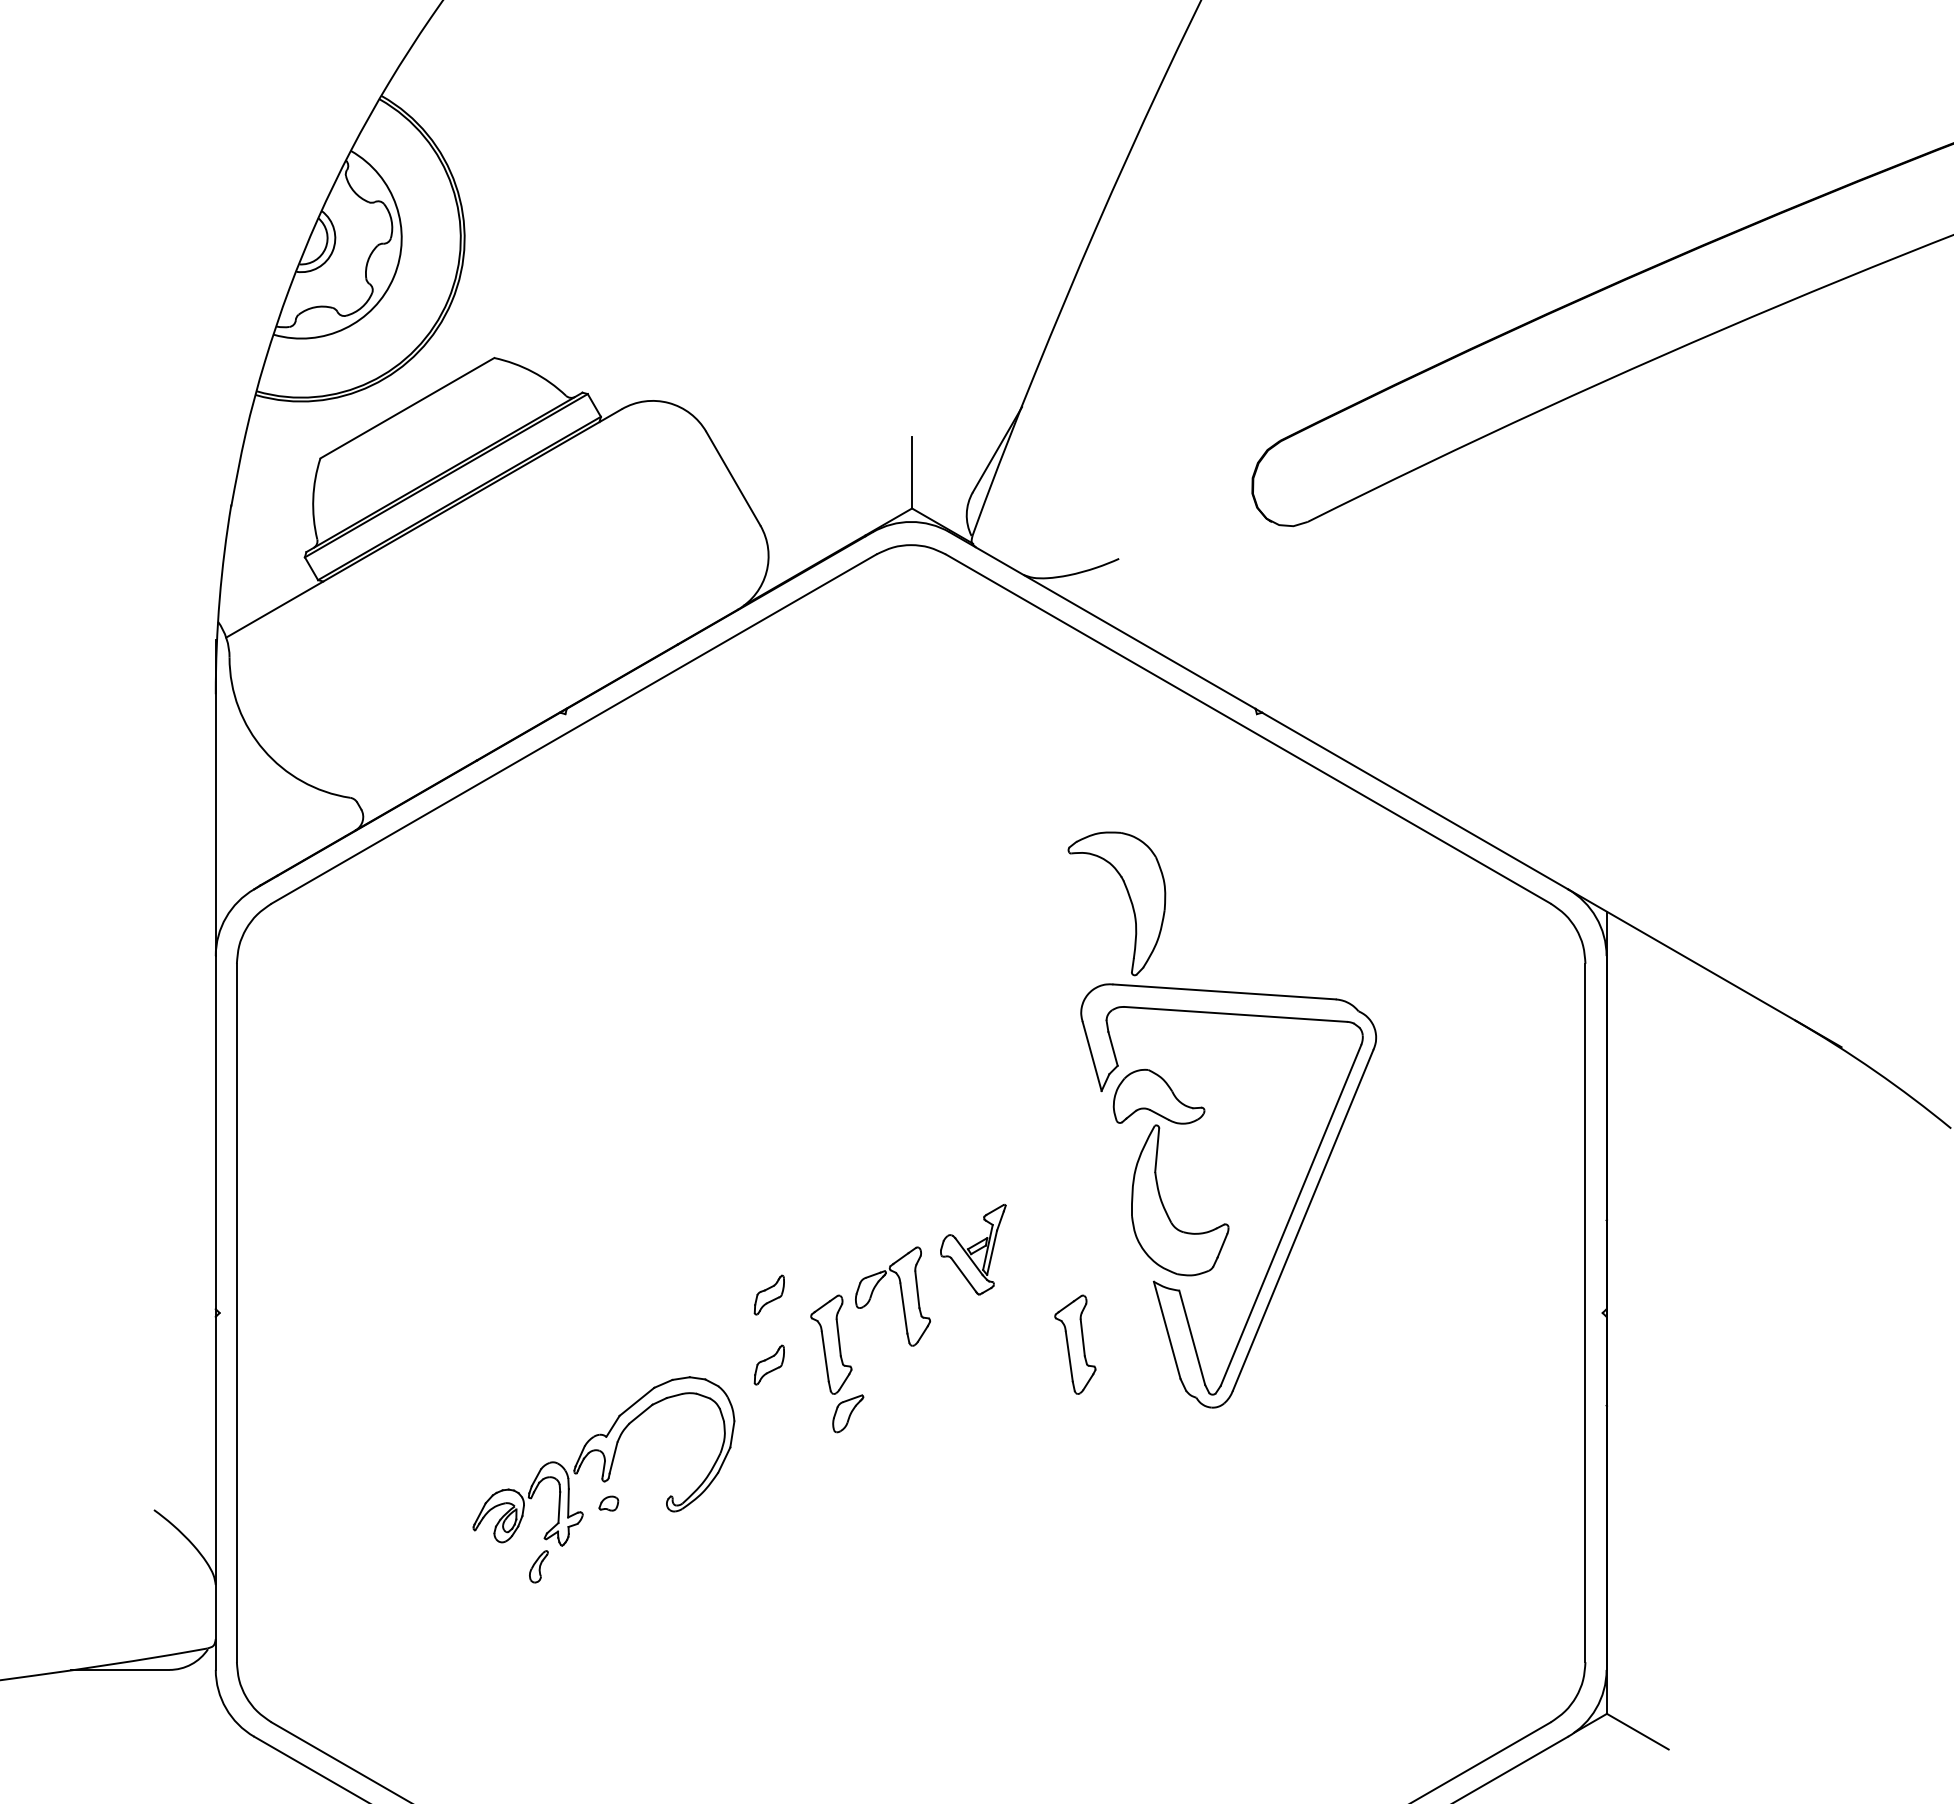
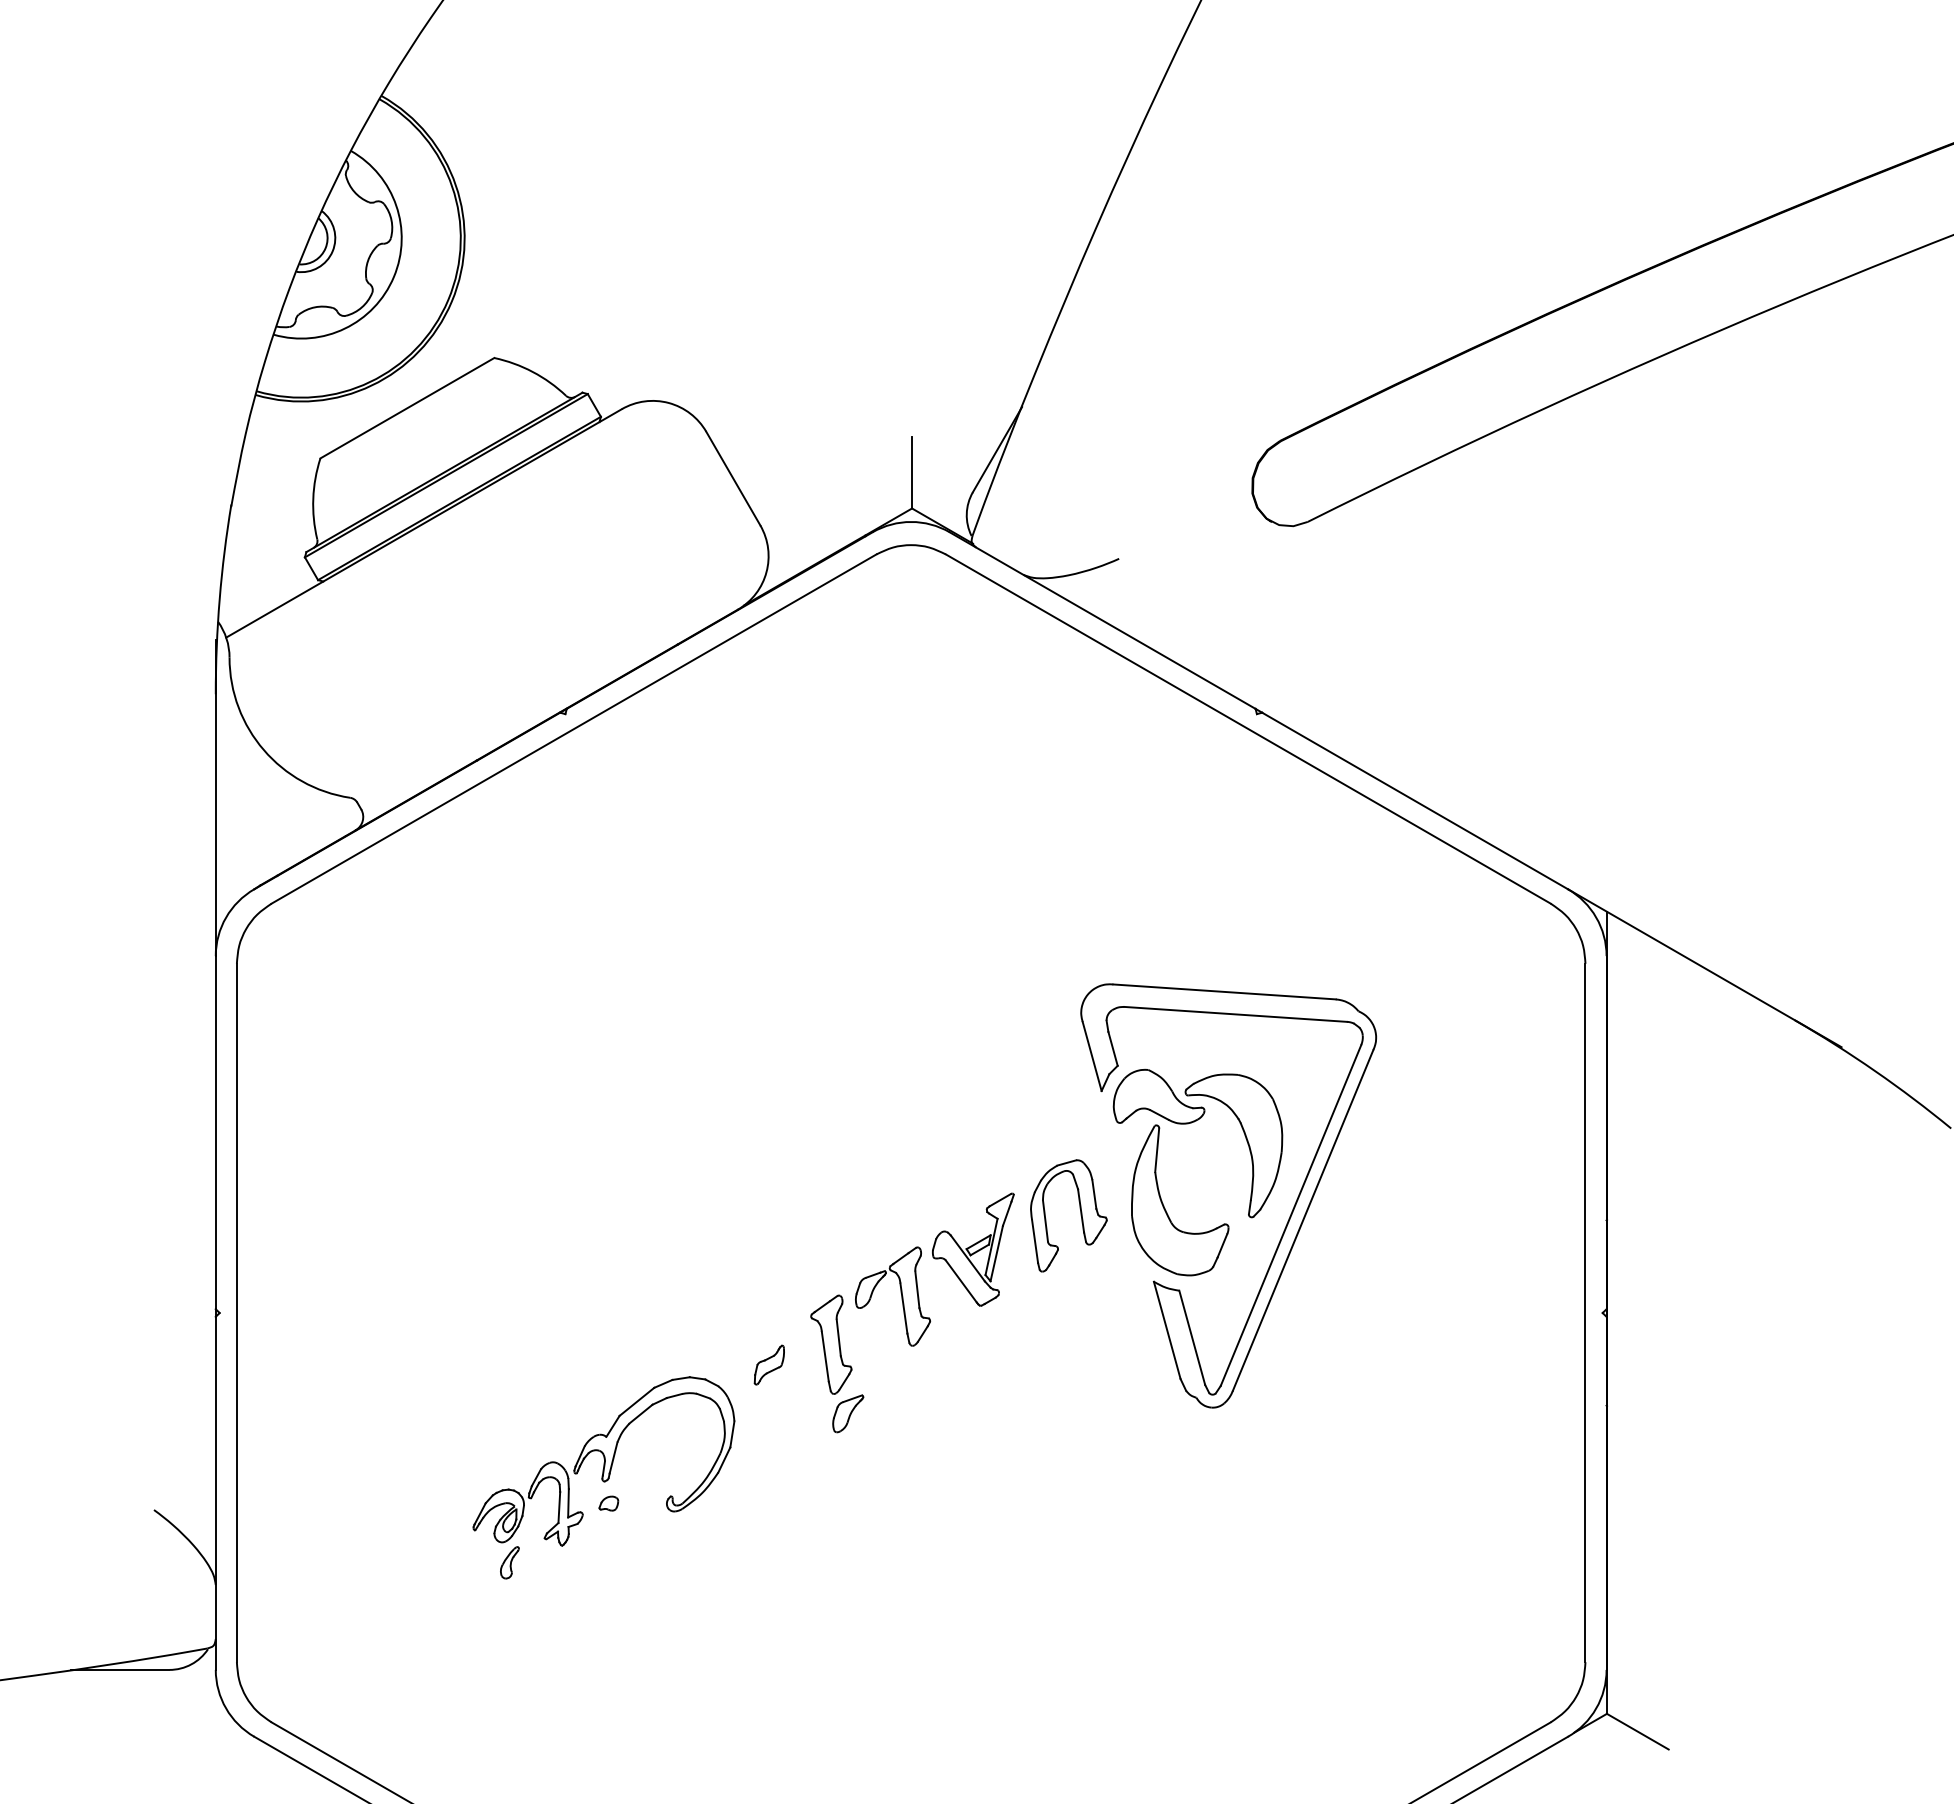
part position: (1129, 899) -> (1246, 1141) (1246, 1141)
part: none -> present (1080, 1215)
part size: 67x92 px -> 83x115 px (973, 1249)
part: present -> none (768, 1294)
part: present -> none (1075, 1344)
part position: (538, 1566) -> (509, 1562) (509, 1562)
